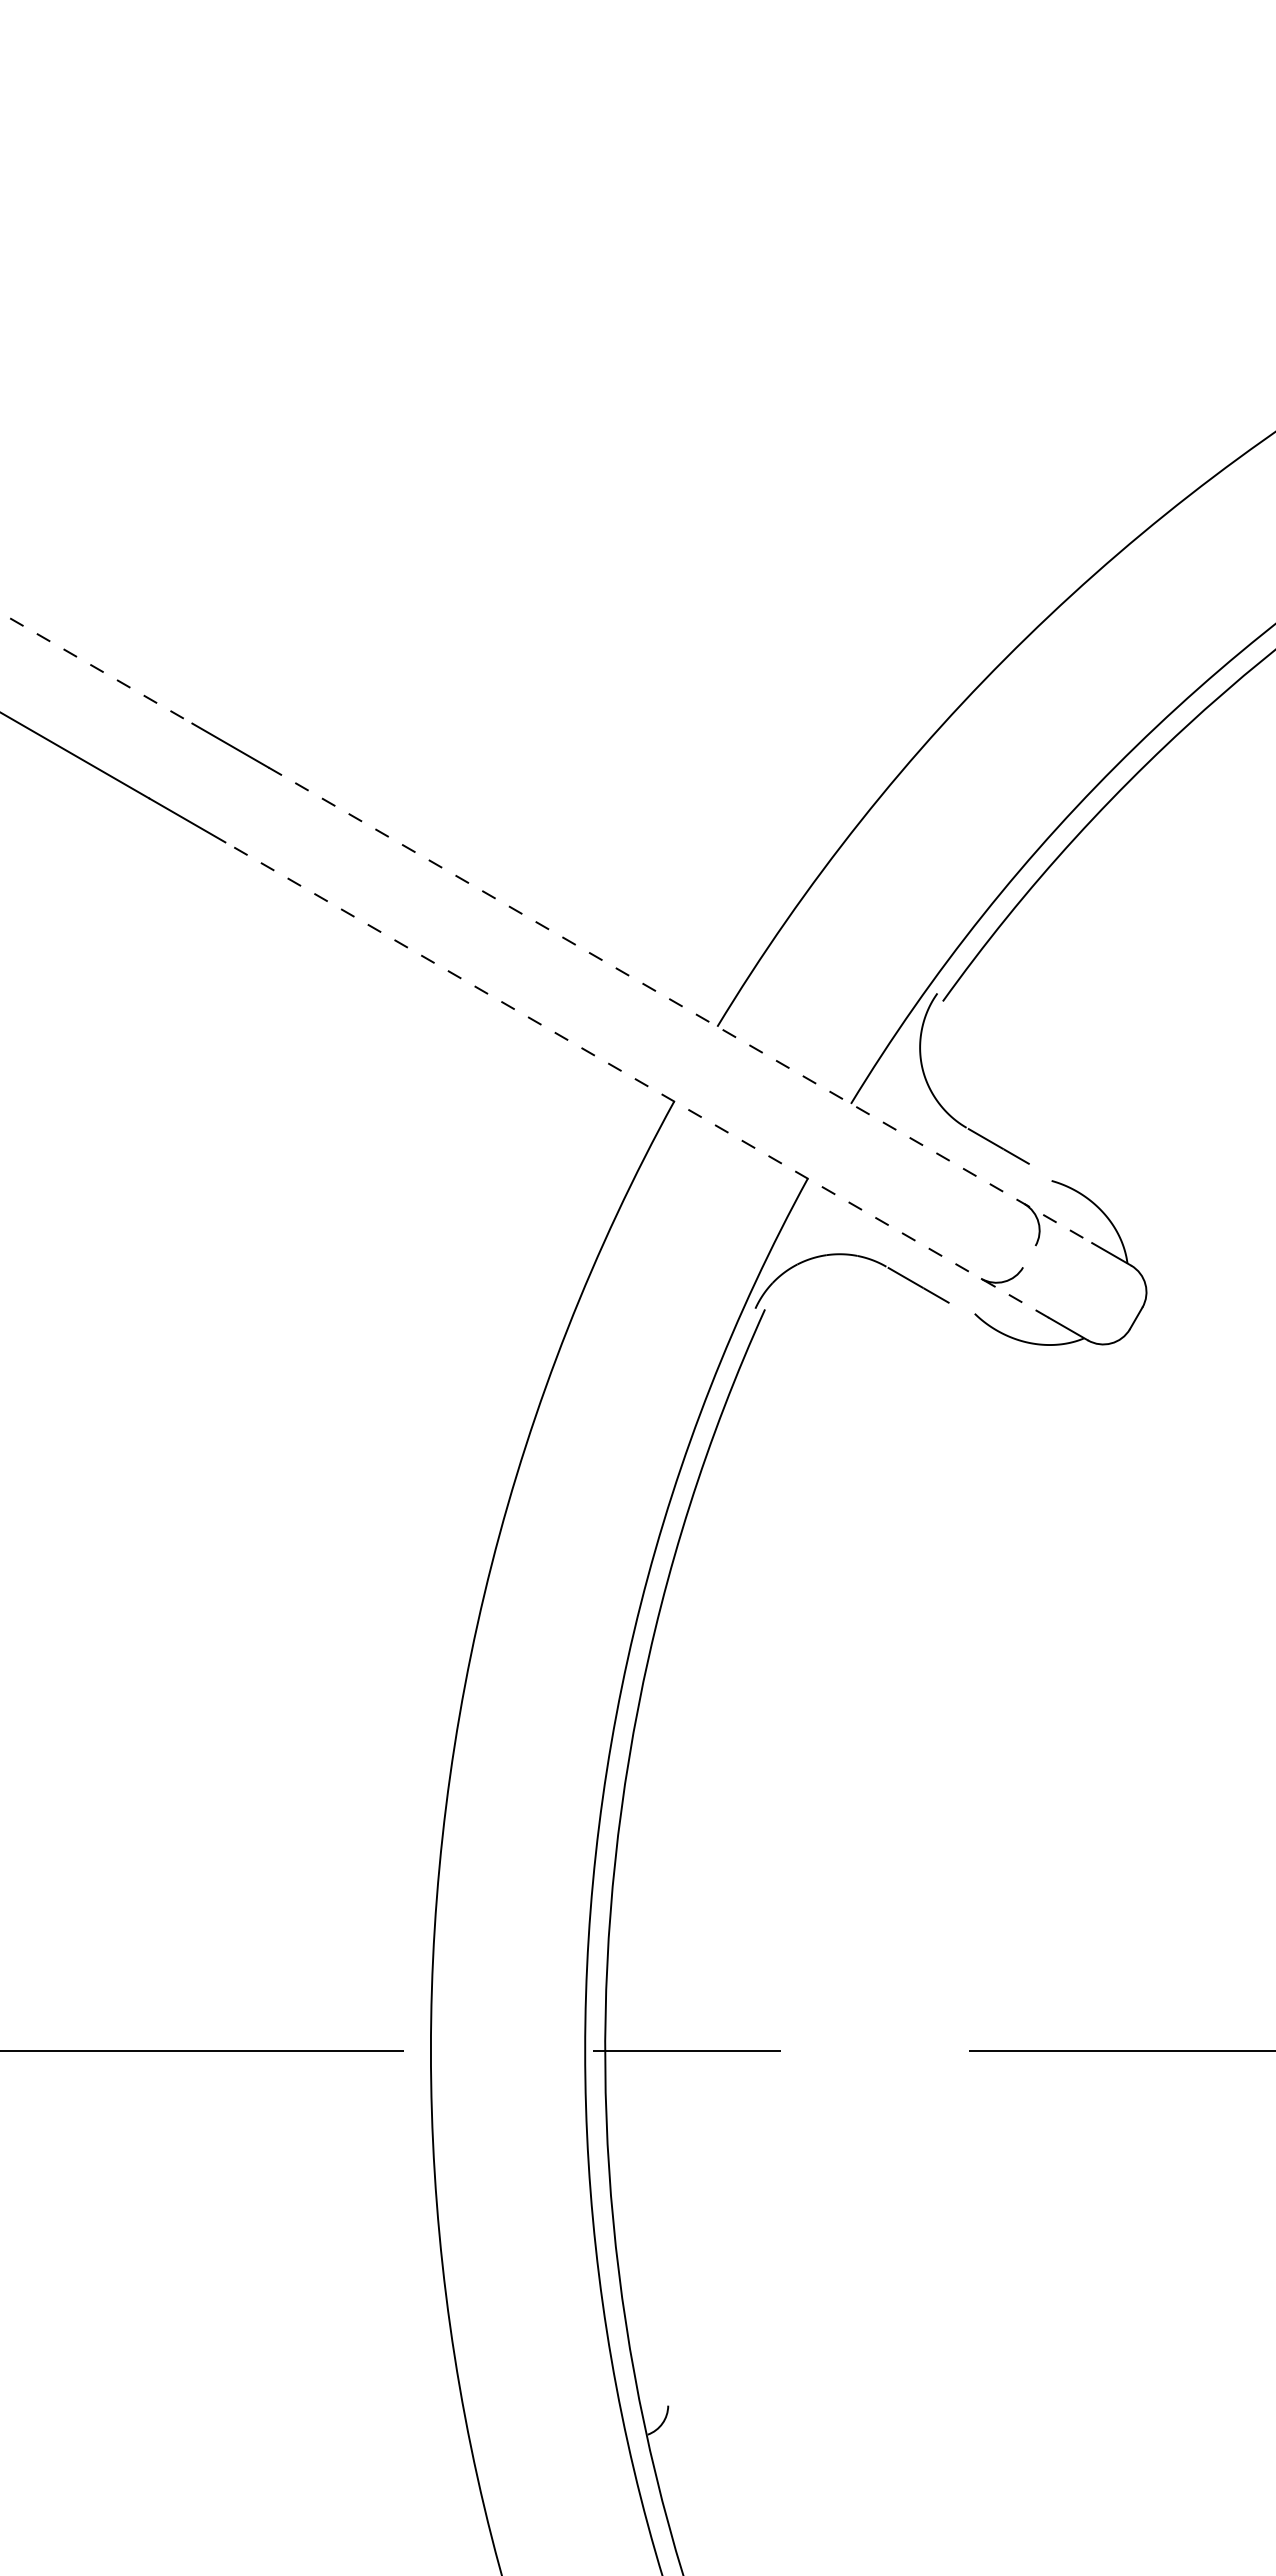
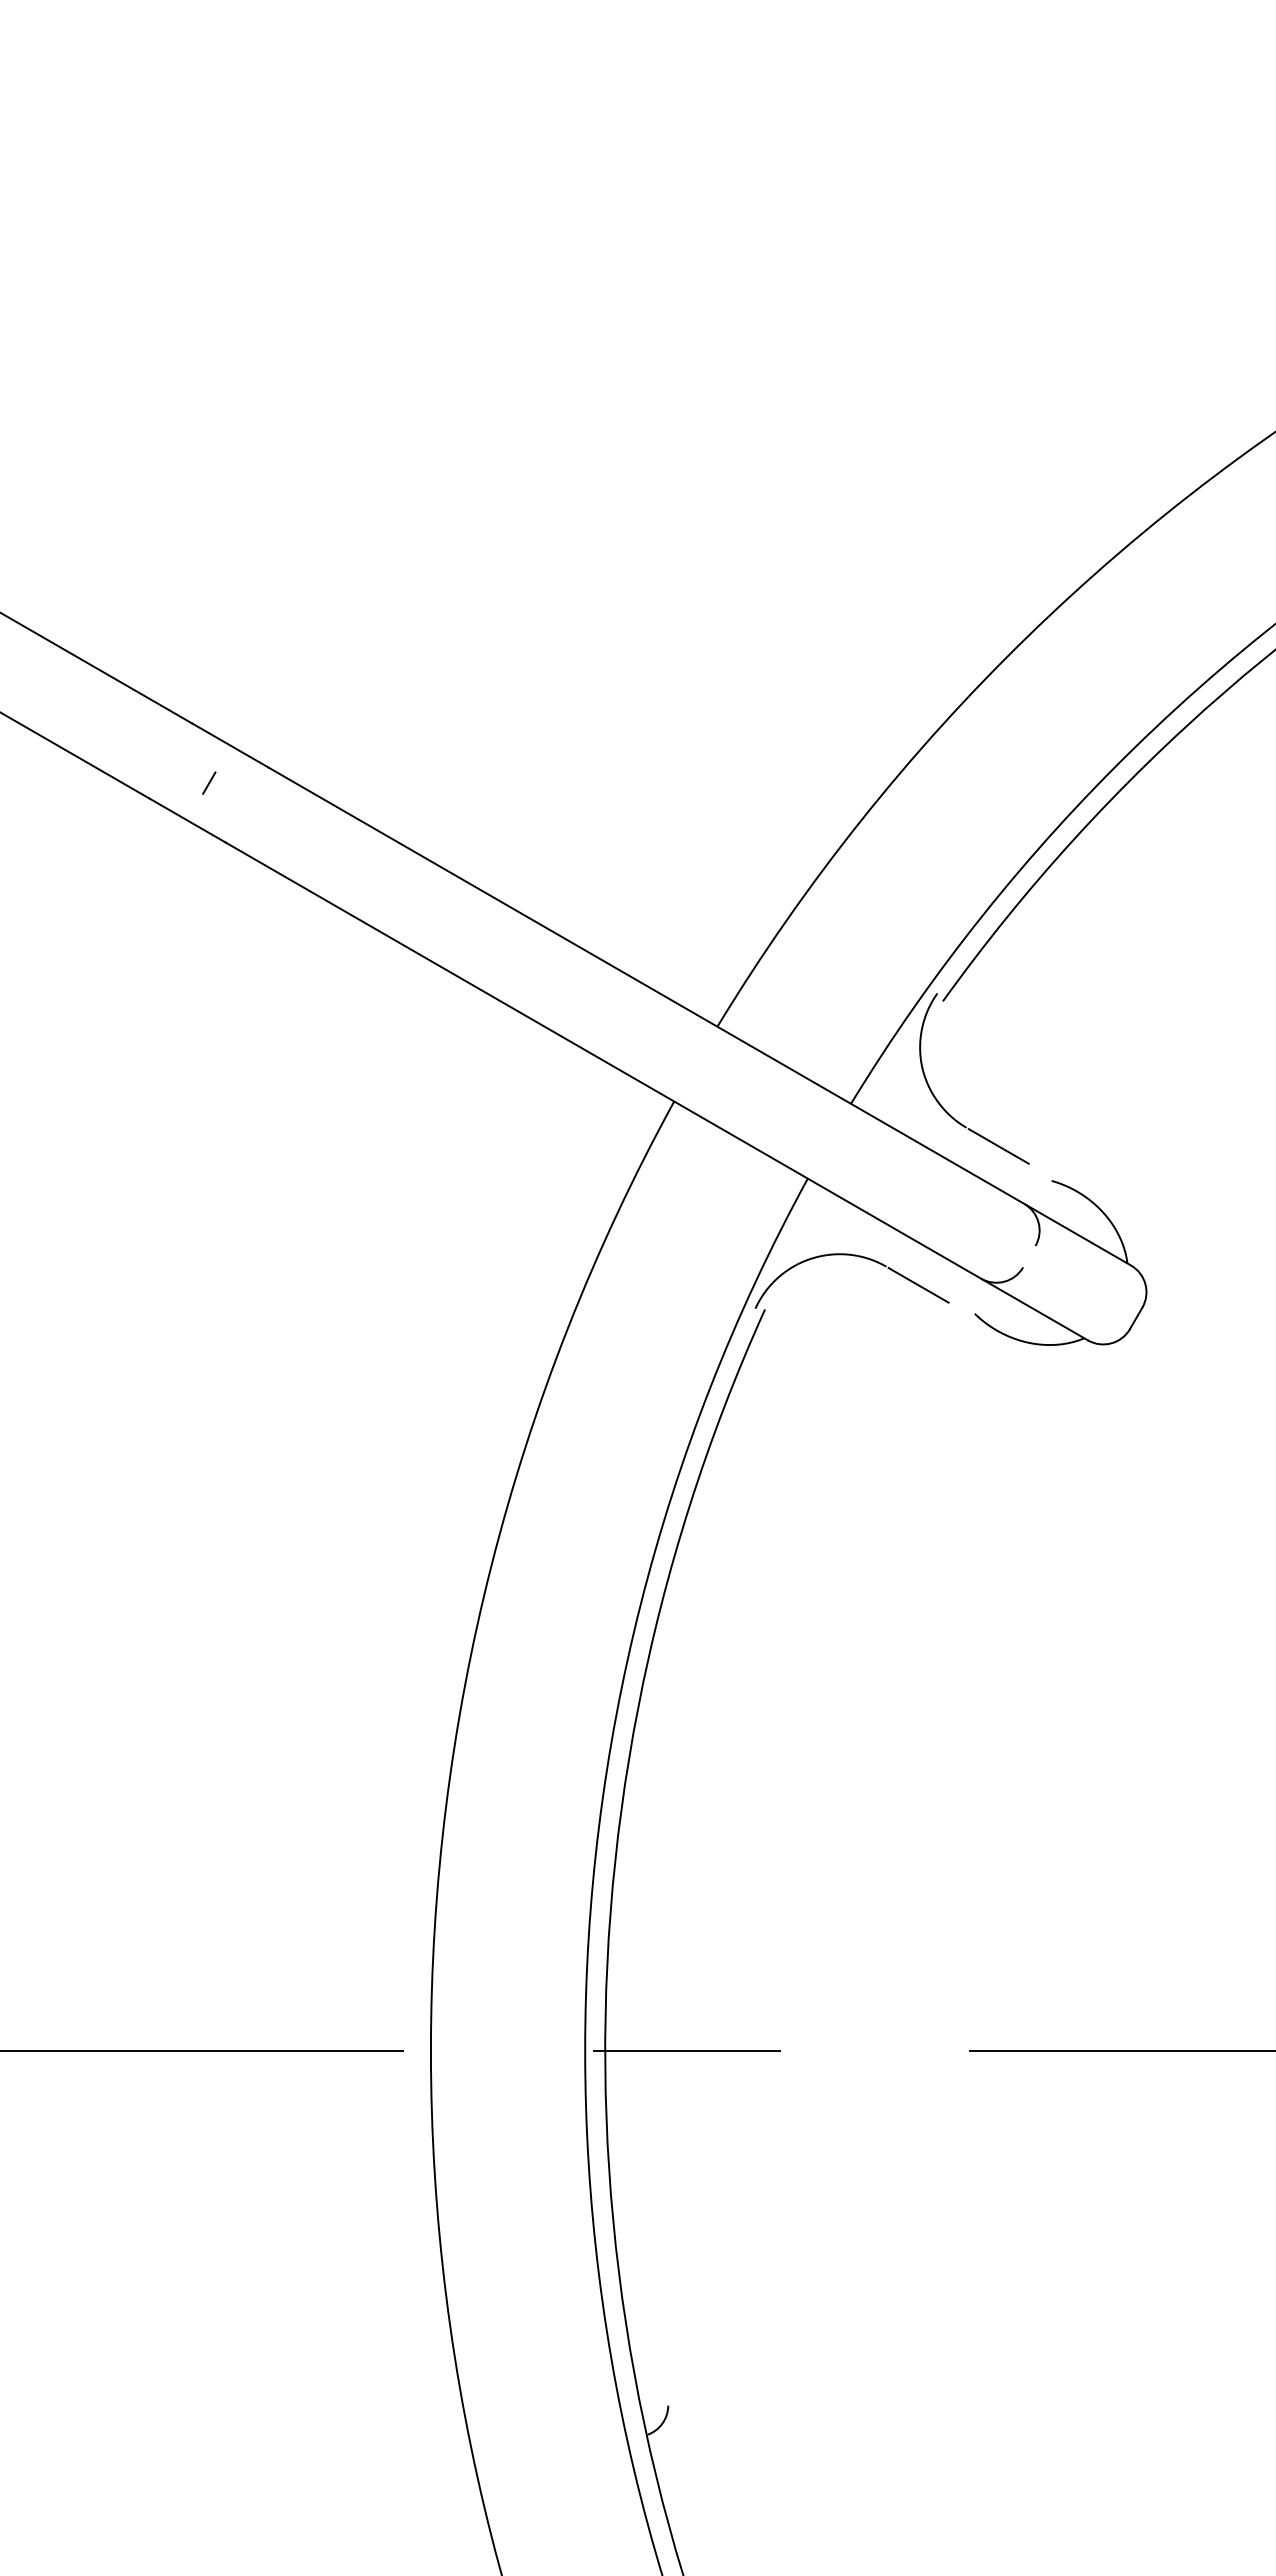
line: dashed -> solid (96, 668)
line: none -> present (209, 782)
line: dashed -> solid (680, 1005)
line: dashed -> solid (637, 1080)
